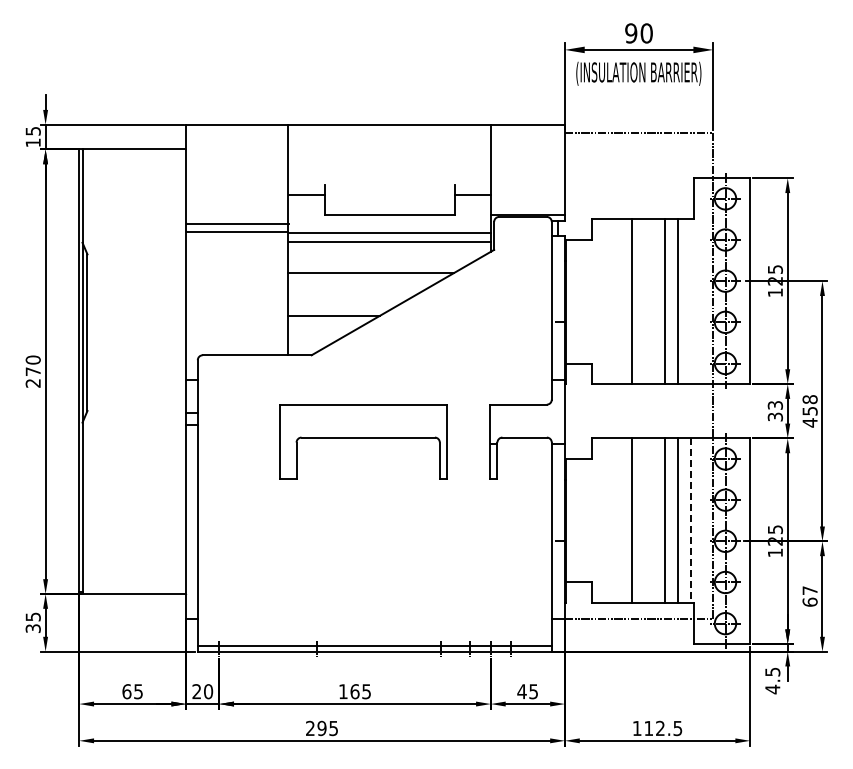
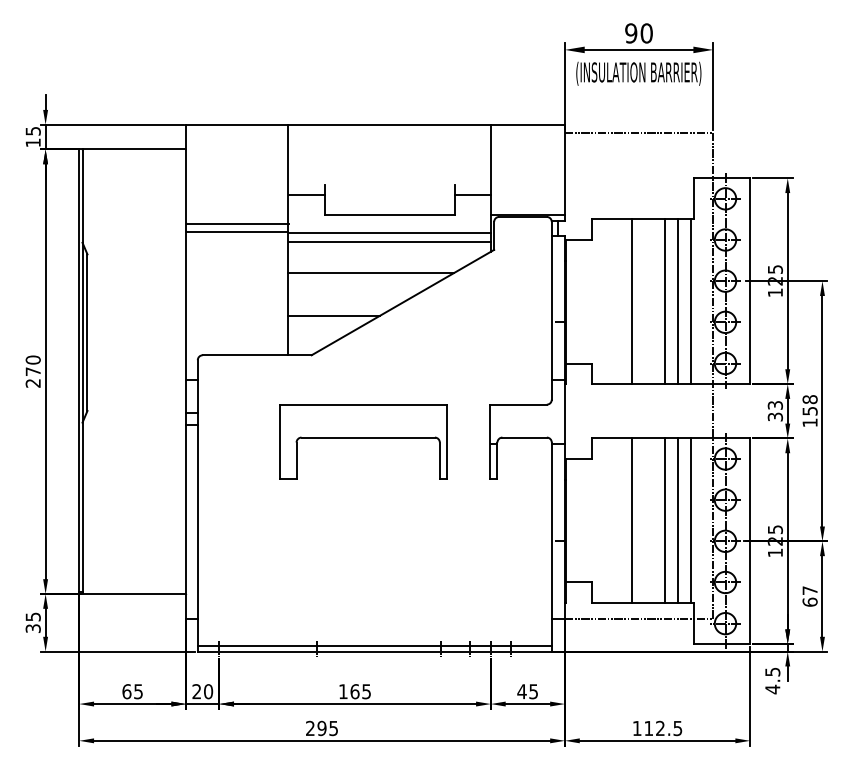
line: none -> present (690, 301)
text: 458 -> 158 (809, 422)
line: dashed -> solid (690, 521)
